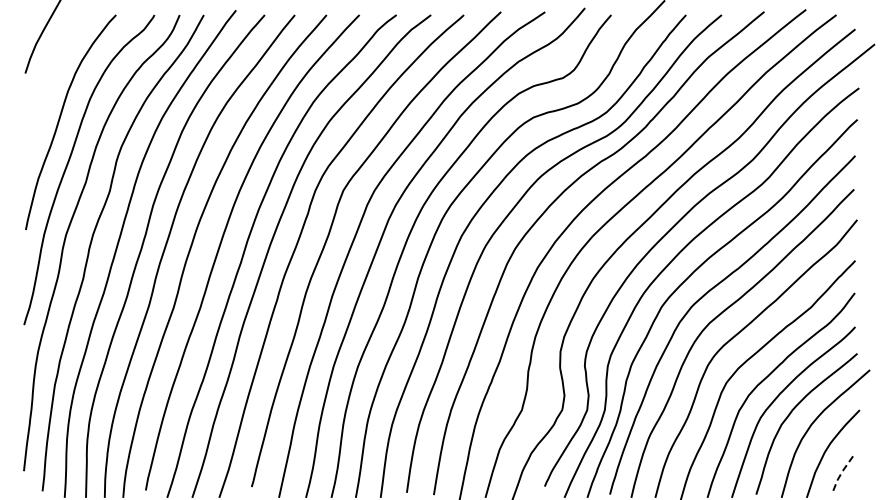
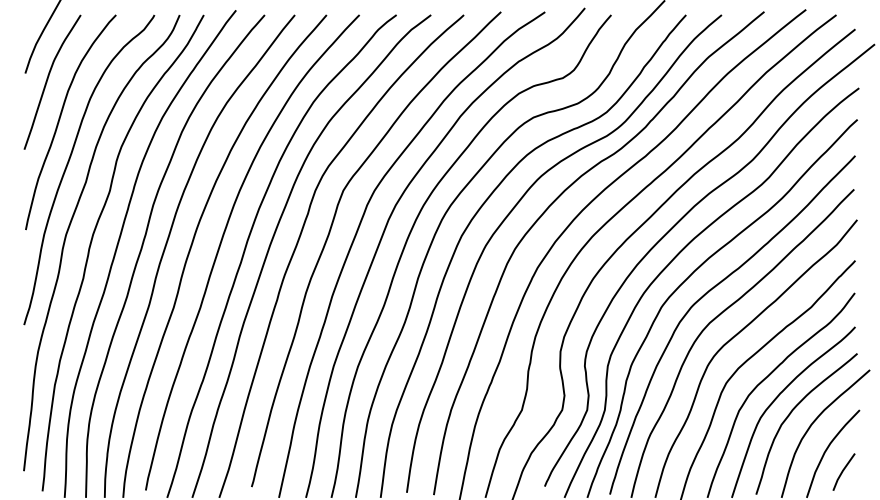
curve: none -> present (48, 79)
line: dashed -> solid (842, 470)
